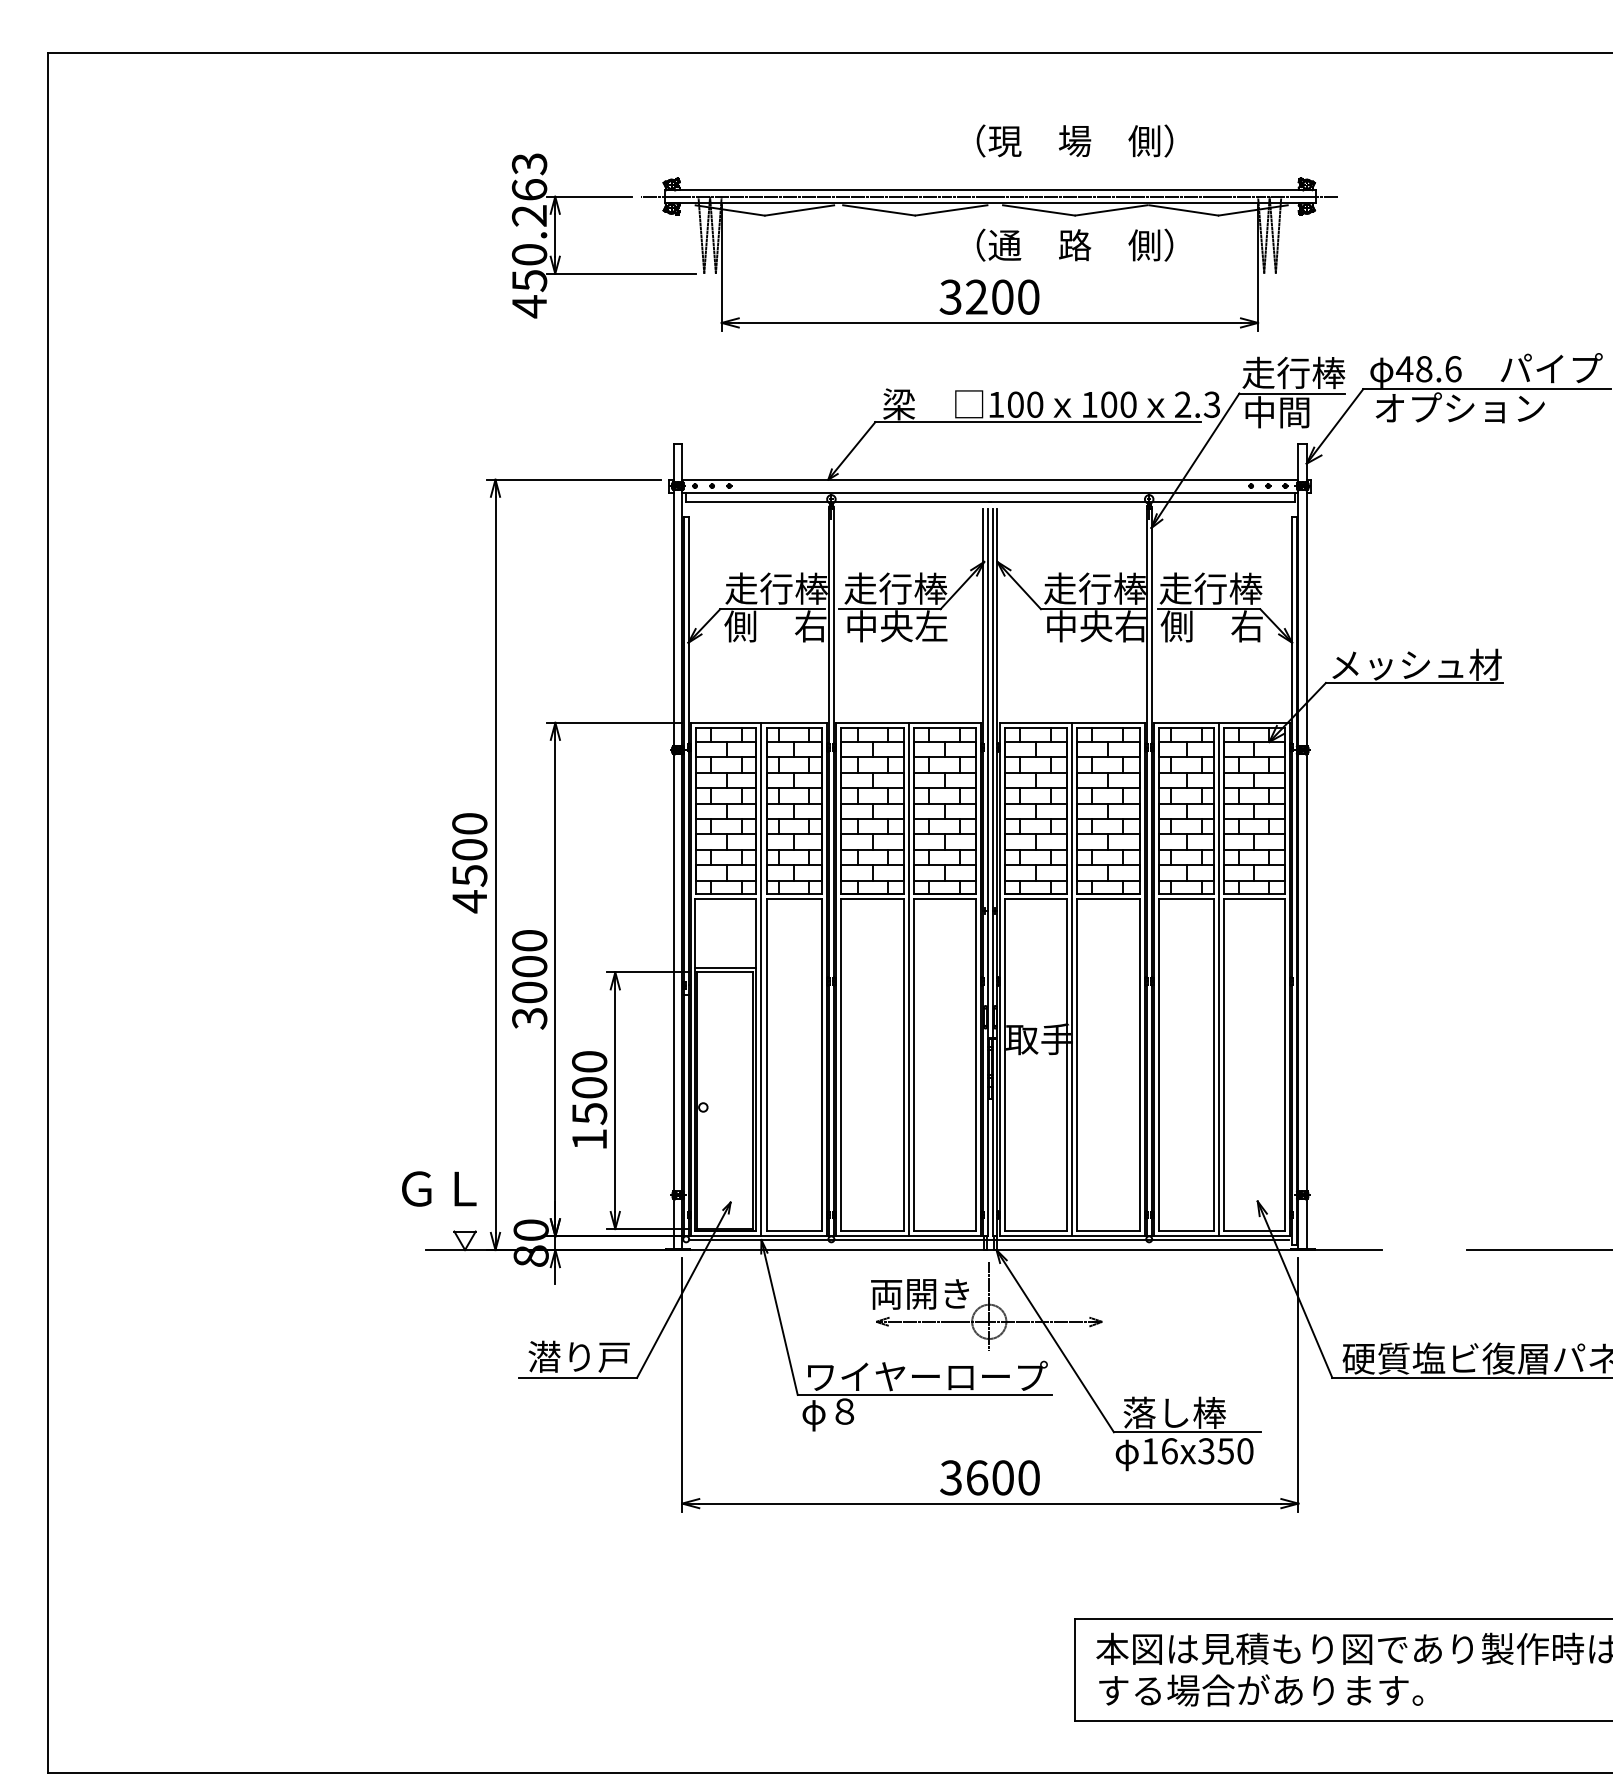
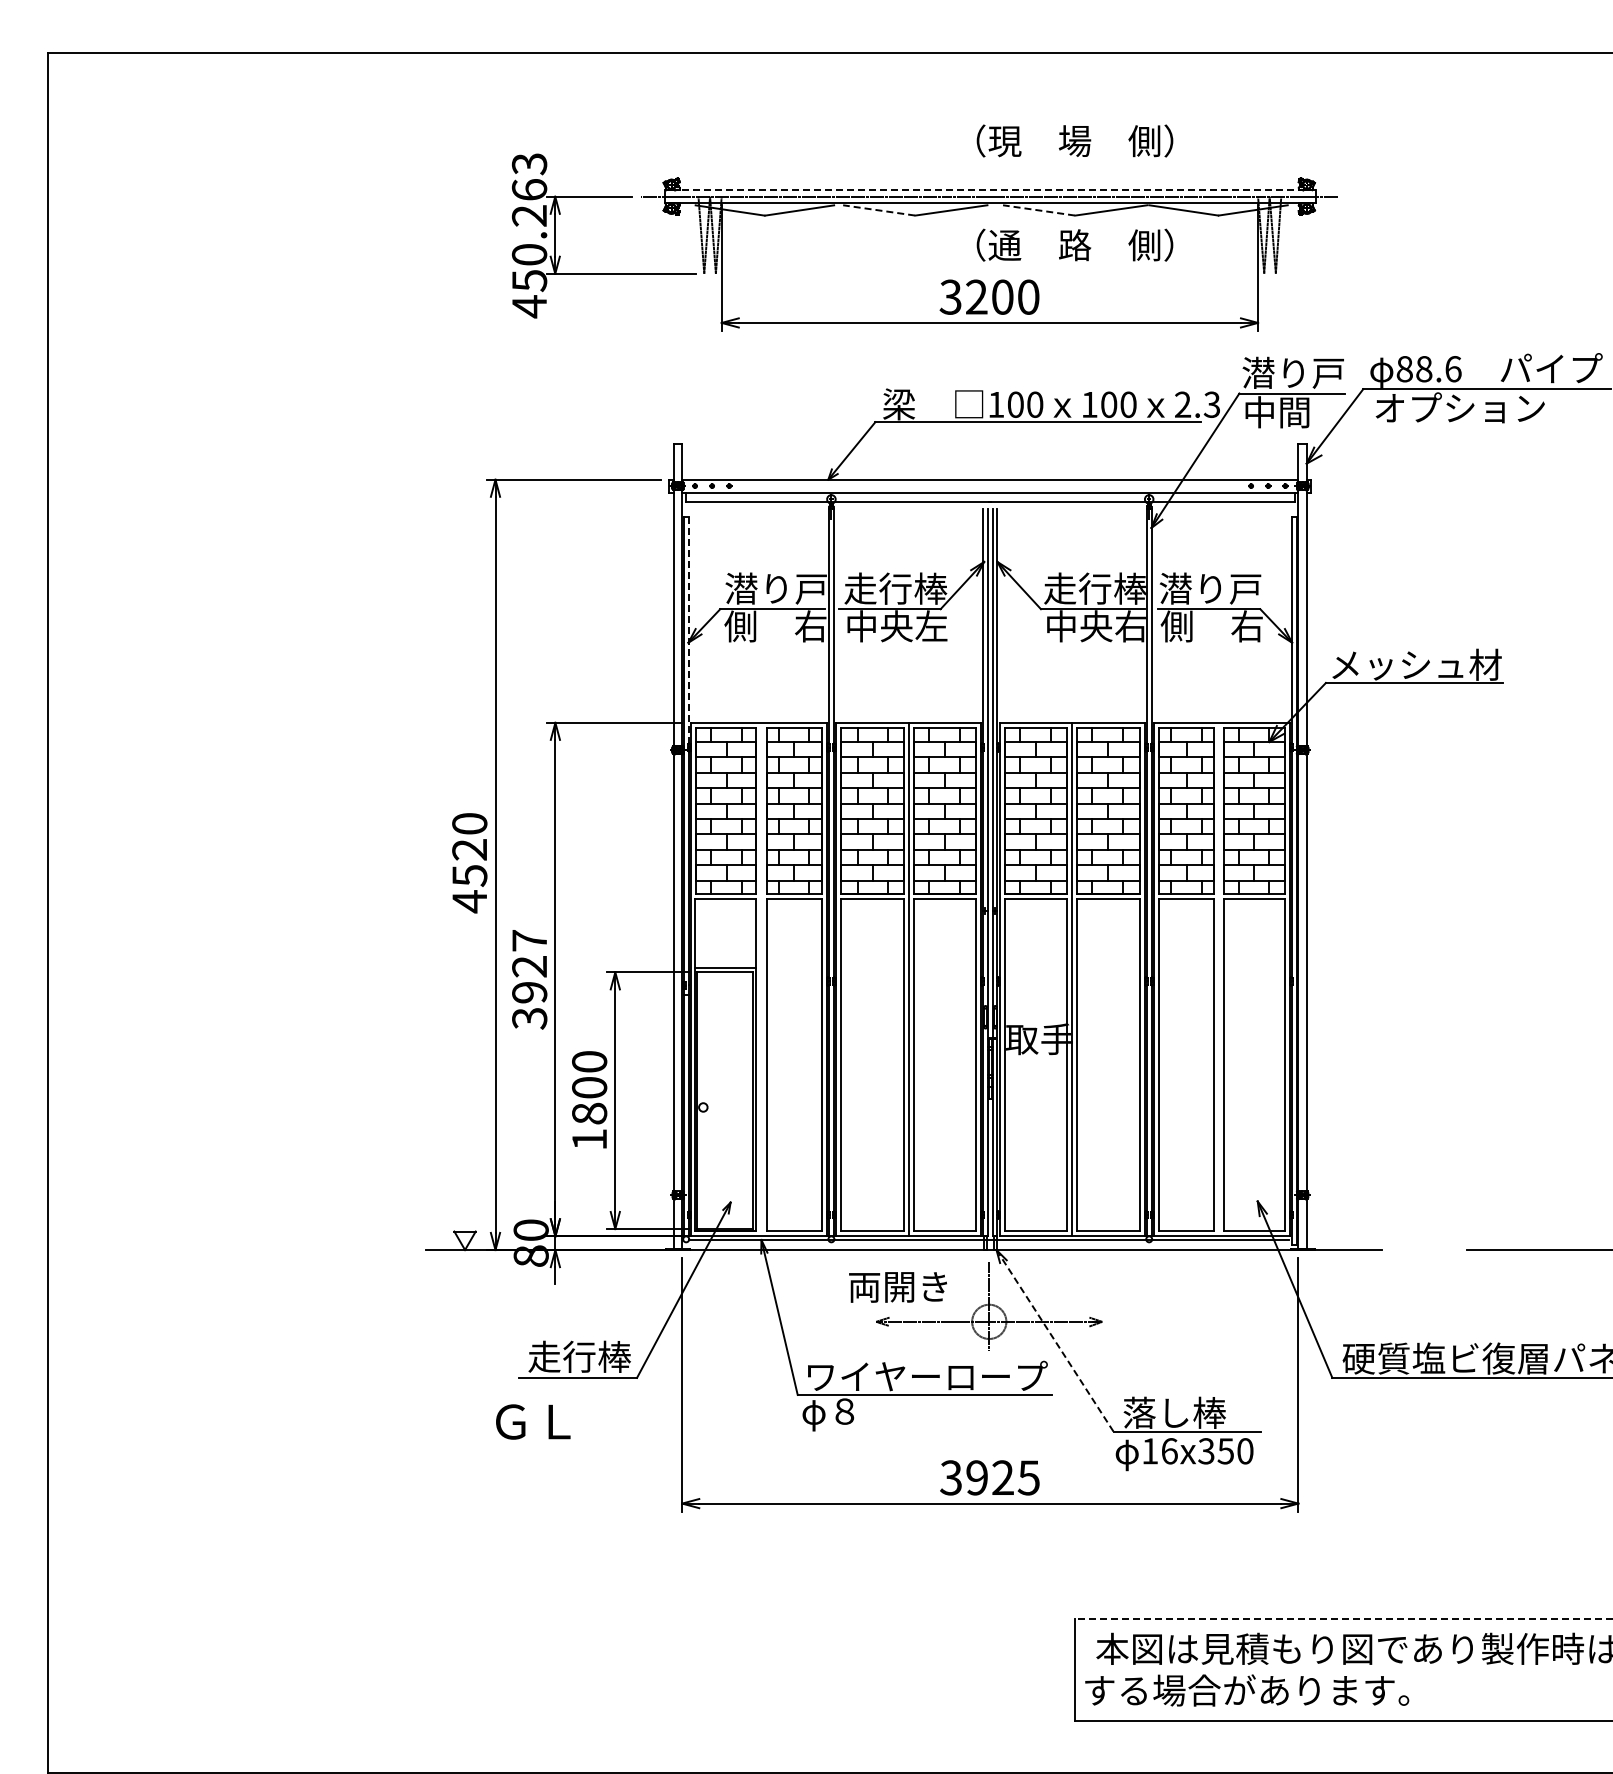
line: solid -> dashed (989, 190)
line: solid -> dashed (878, 210)
line: solid -> dashed (1038, 210)
text: 48.6 -> 88.6 (1404, 369)
text: 走行棒 -> 潜り戸 (1293, 372)
text: 走行棒 -> 潜り戸 (776, 588)
text: 走行棒 -> 潜り戸 (1210, 588)
line: solid -> dashed (688, 630)
text: 4500 -> 4520 (469, 849)
text: 3000 -> 3927 (529, 966)
line: present -> none (761, 979)
line: present -> none (1219, 979)
text: 1500 -> 1800 (589, 1113)
text position: (439, 1188) -> (533, 1421) (533, 1421)
text position: (919, 1294) -> (897, 1287) (897, 1287)
line: solid -> dashed (1055, 1341)
text: 潜り戸 -> 走行棒 (579, 1356)
text: 3600 -> 3925 (1002, 1477)
line: solid -> dashed (1343, 1619)
text position: (1261, 1690) -> (1247, 1690) (1247, 1690)
